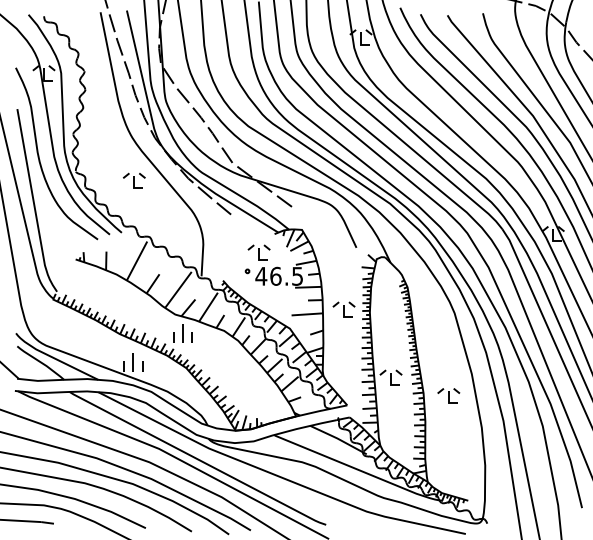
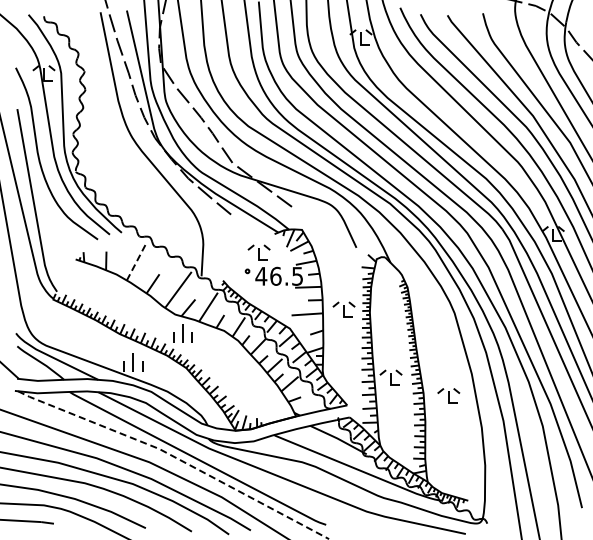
part: present -> none (134, 180)
line: solid -> dashed (137, 261)
line: solid -> dashed (175, 457)
